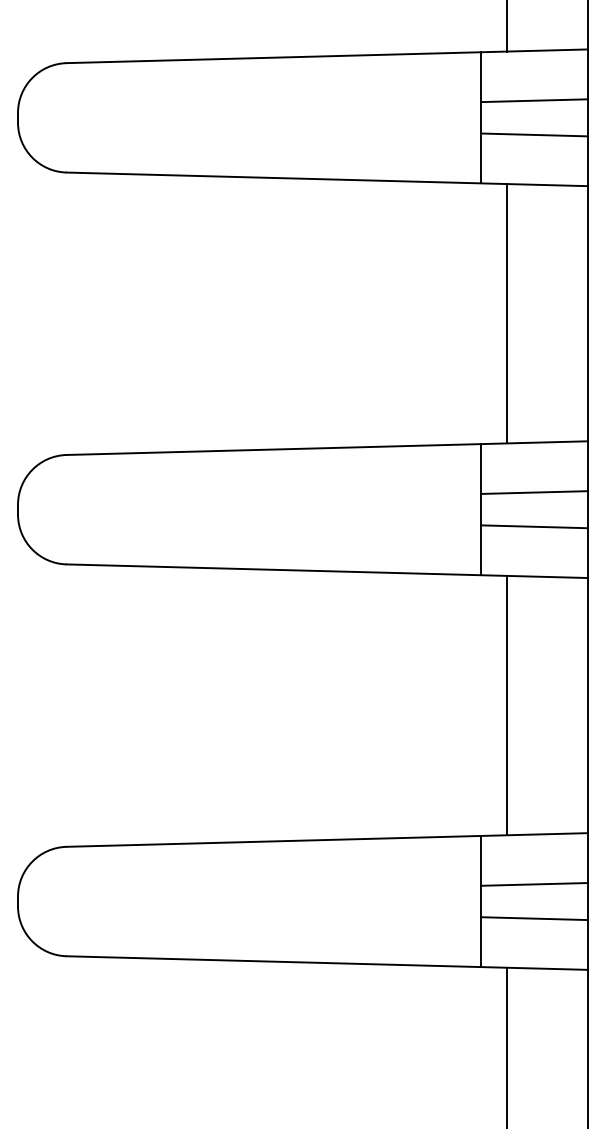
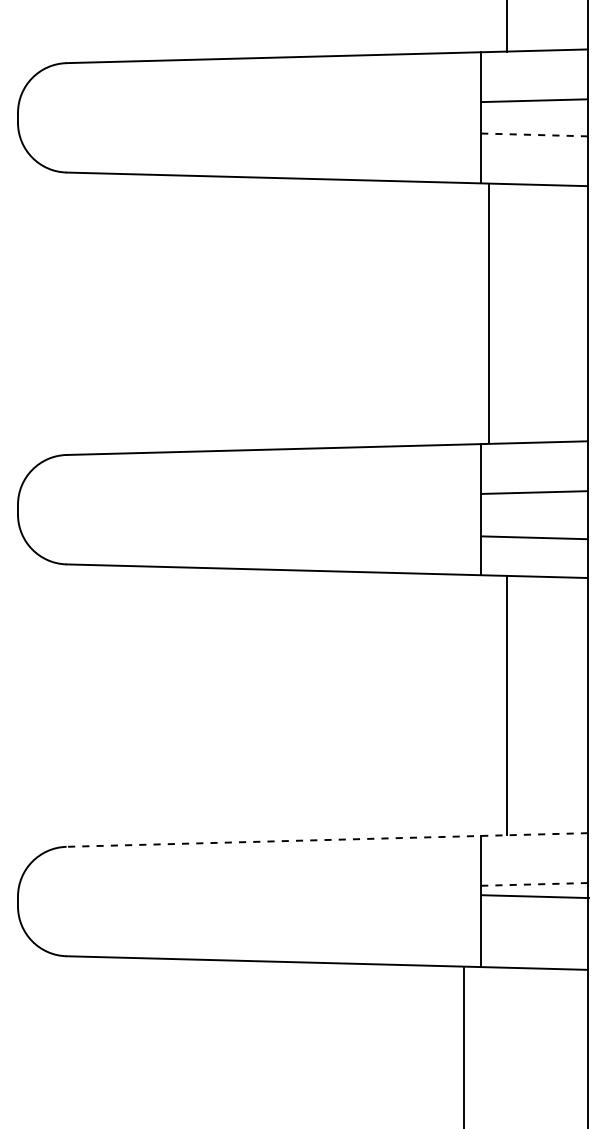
line: solid -> dashed (534, 134)
line position: (506, 313) -> (488, 313) (488, 313)
line position: (534, 526) -> (534, 537) (534, 537)
line: solid -> dashed (327, 839)
line: solid -> dashed (534, 884)
line position: (534, 918) -> (535, 896) (535, 896)
line position: (506, 1046) -> (463, 1046) (463, 1046)
